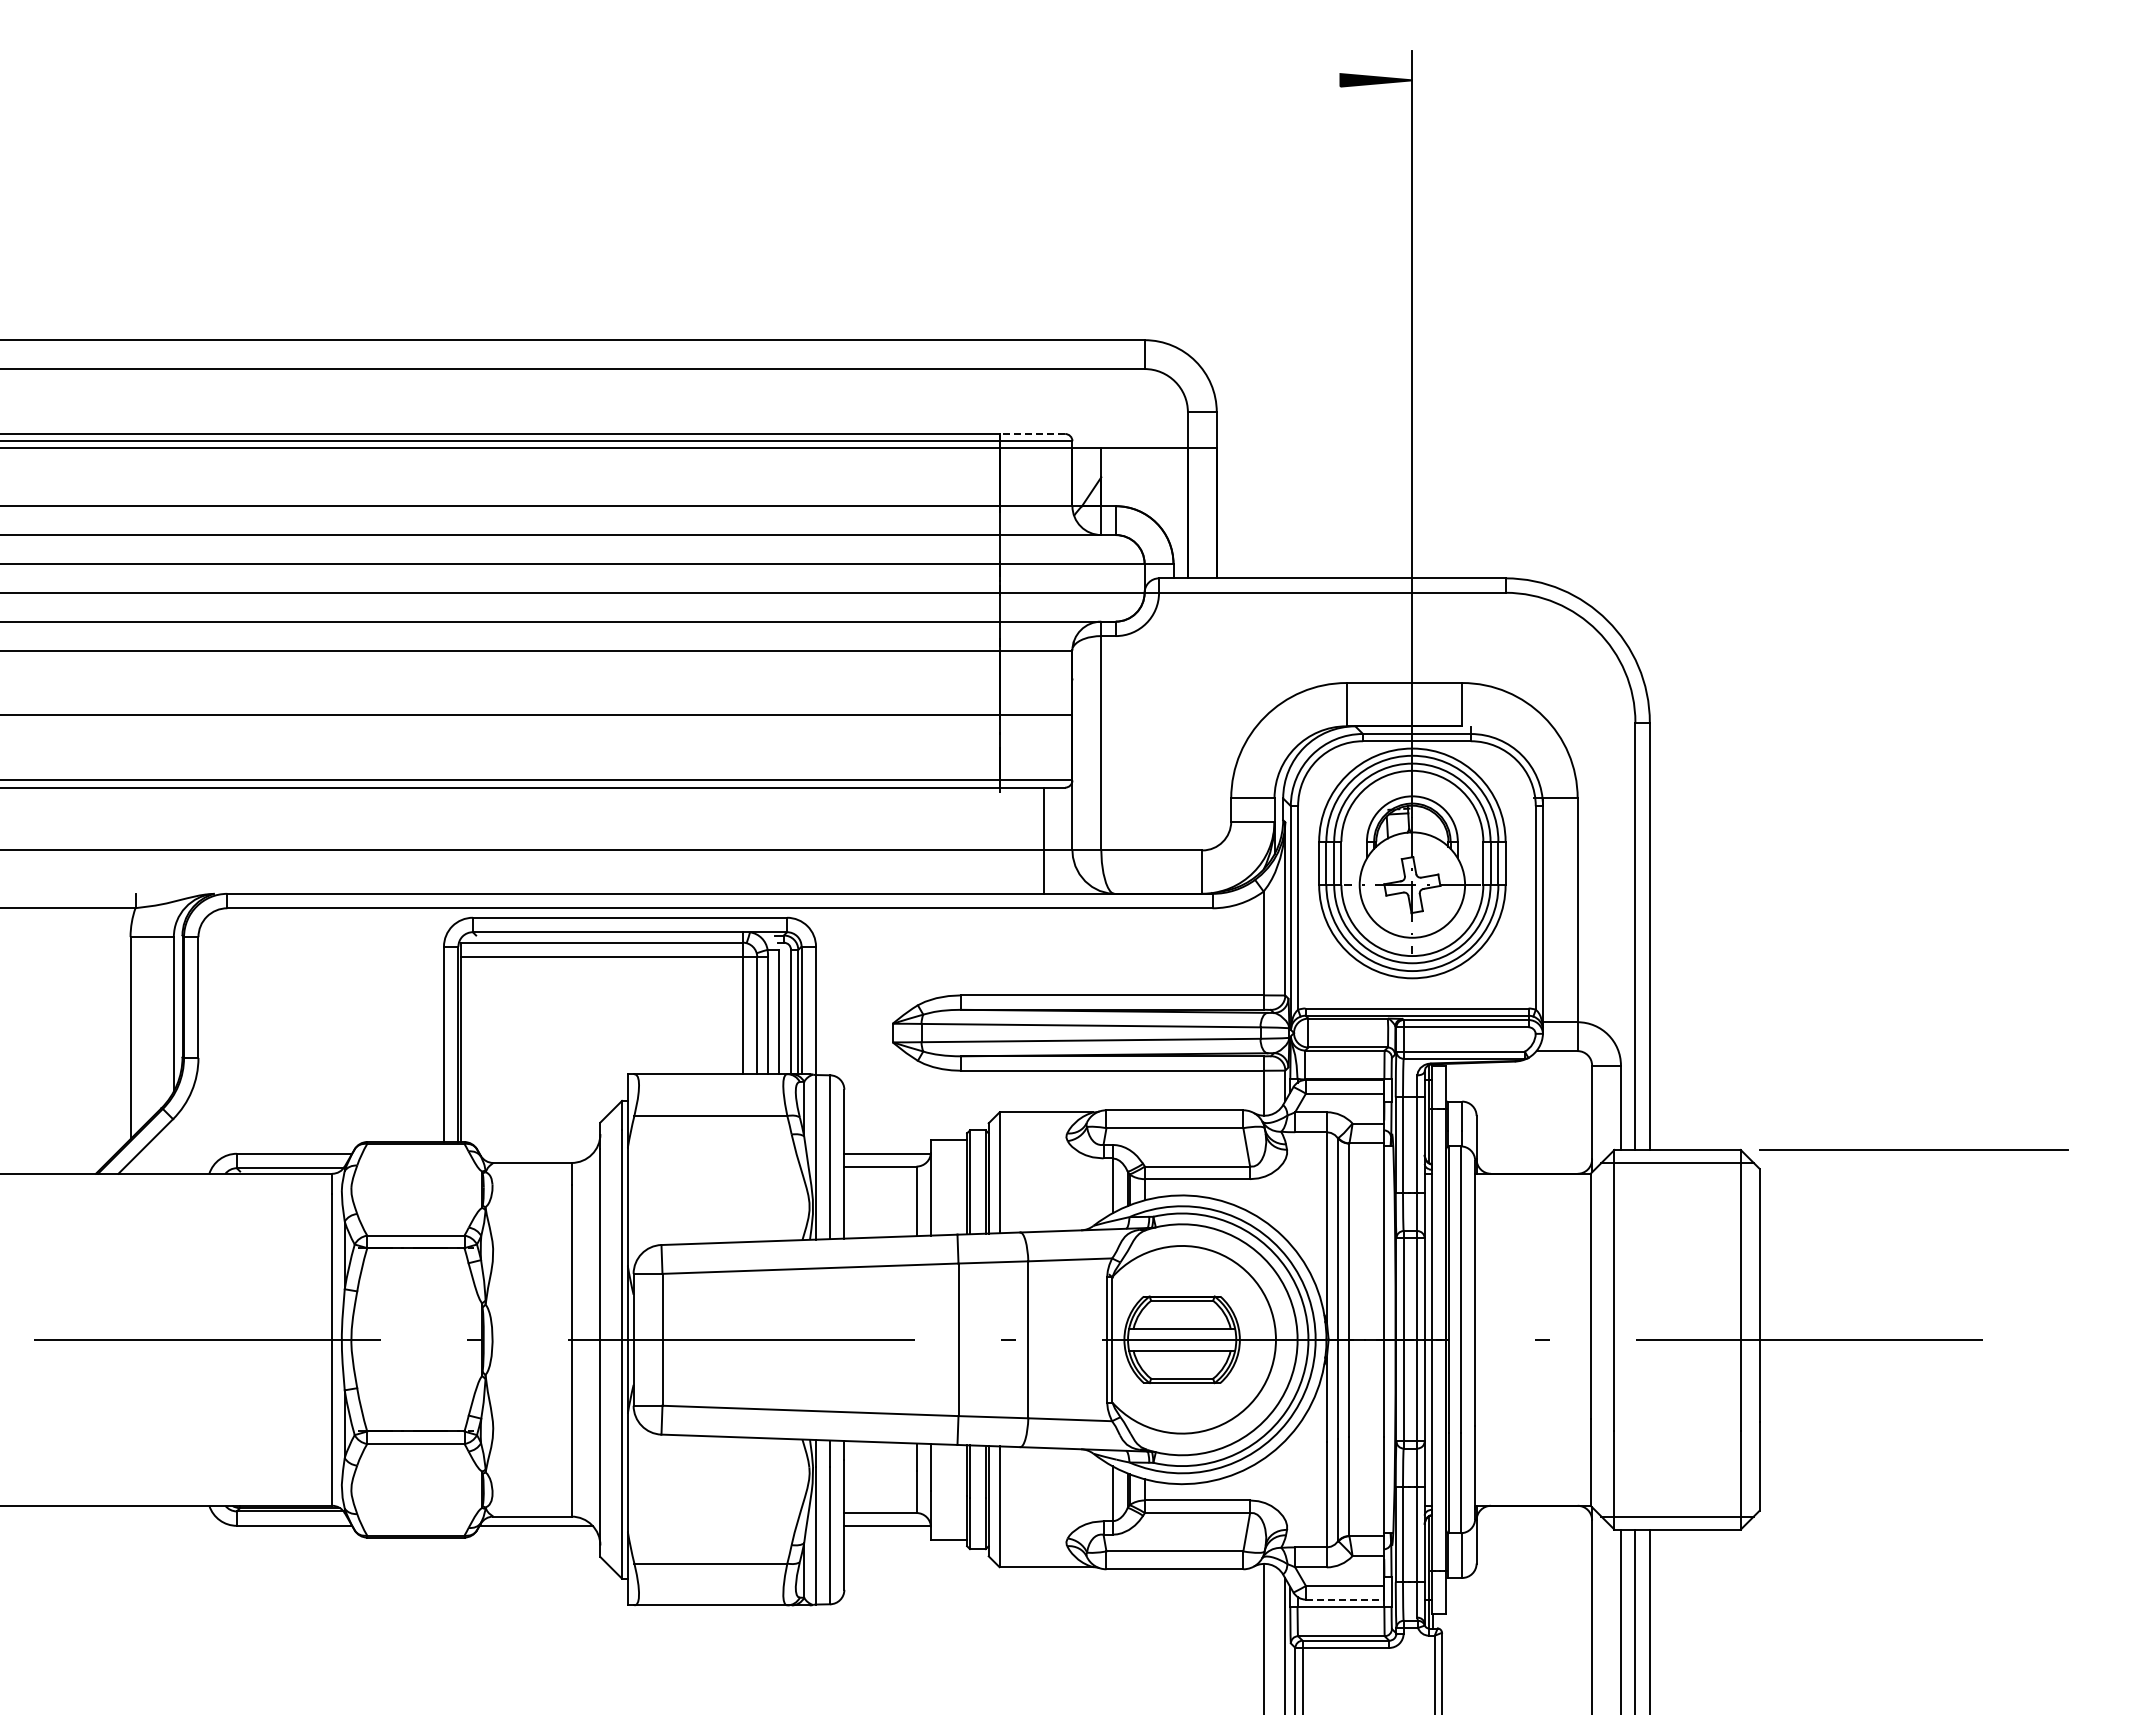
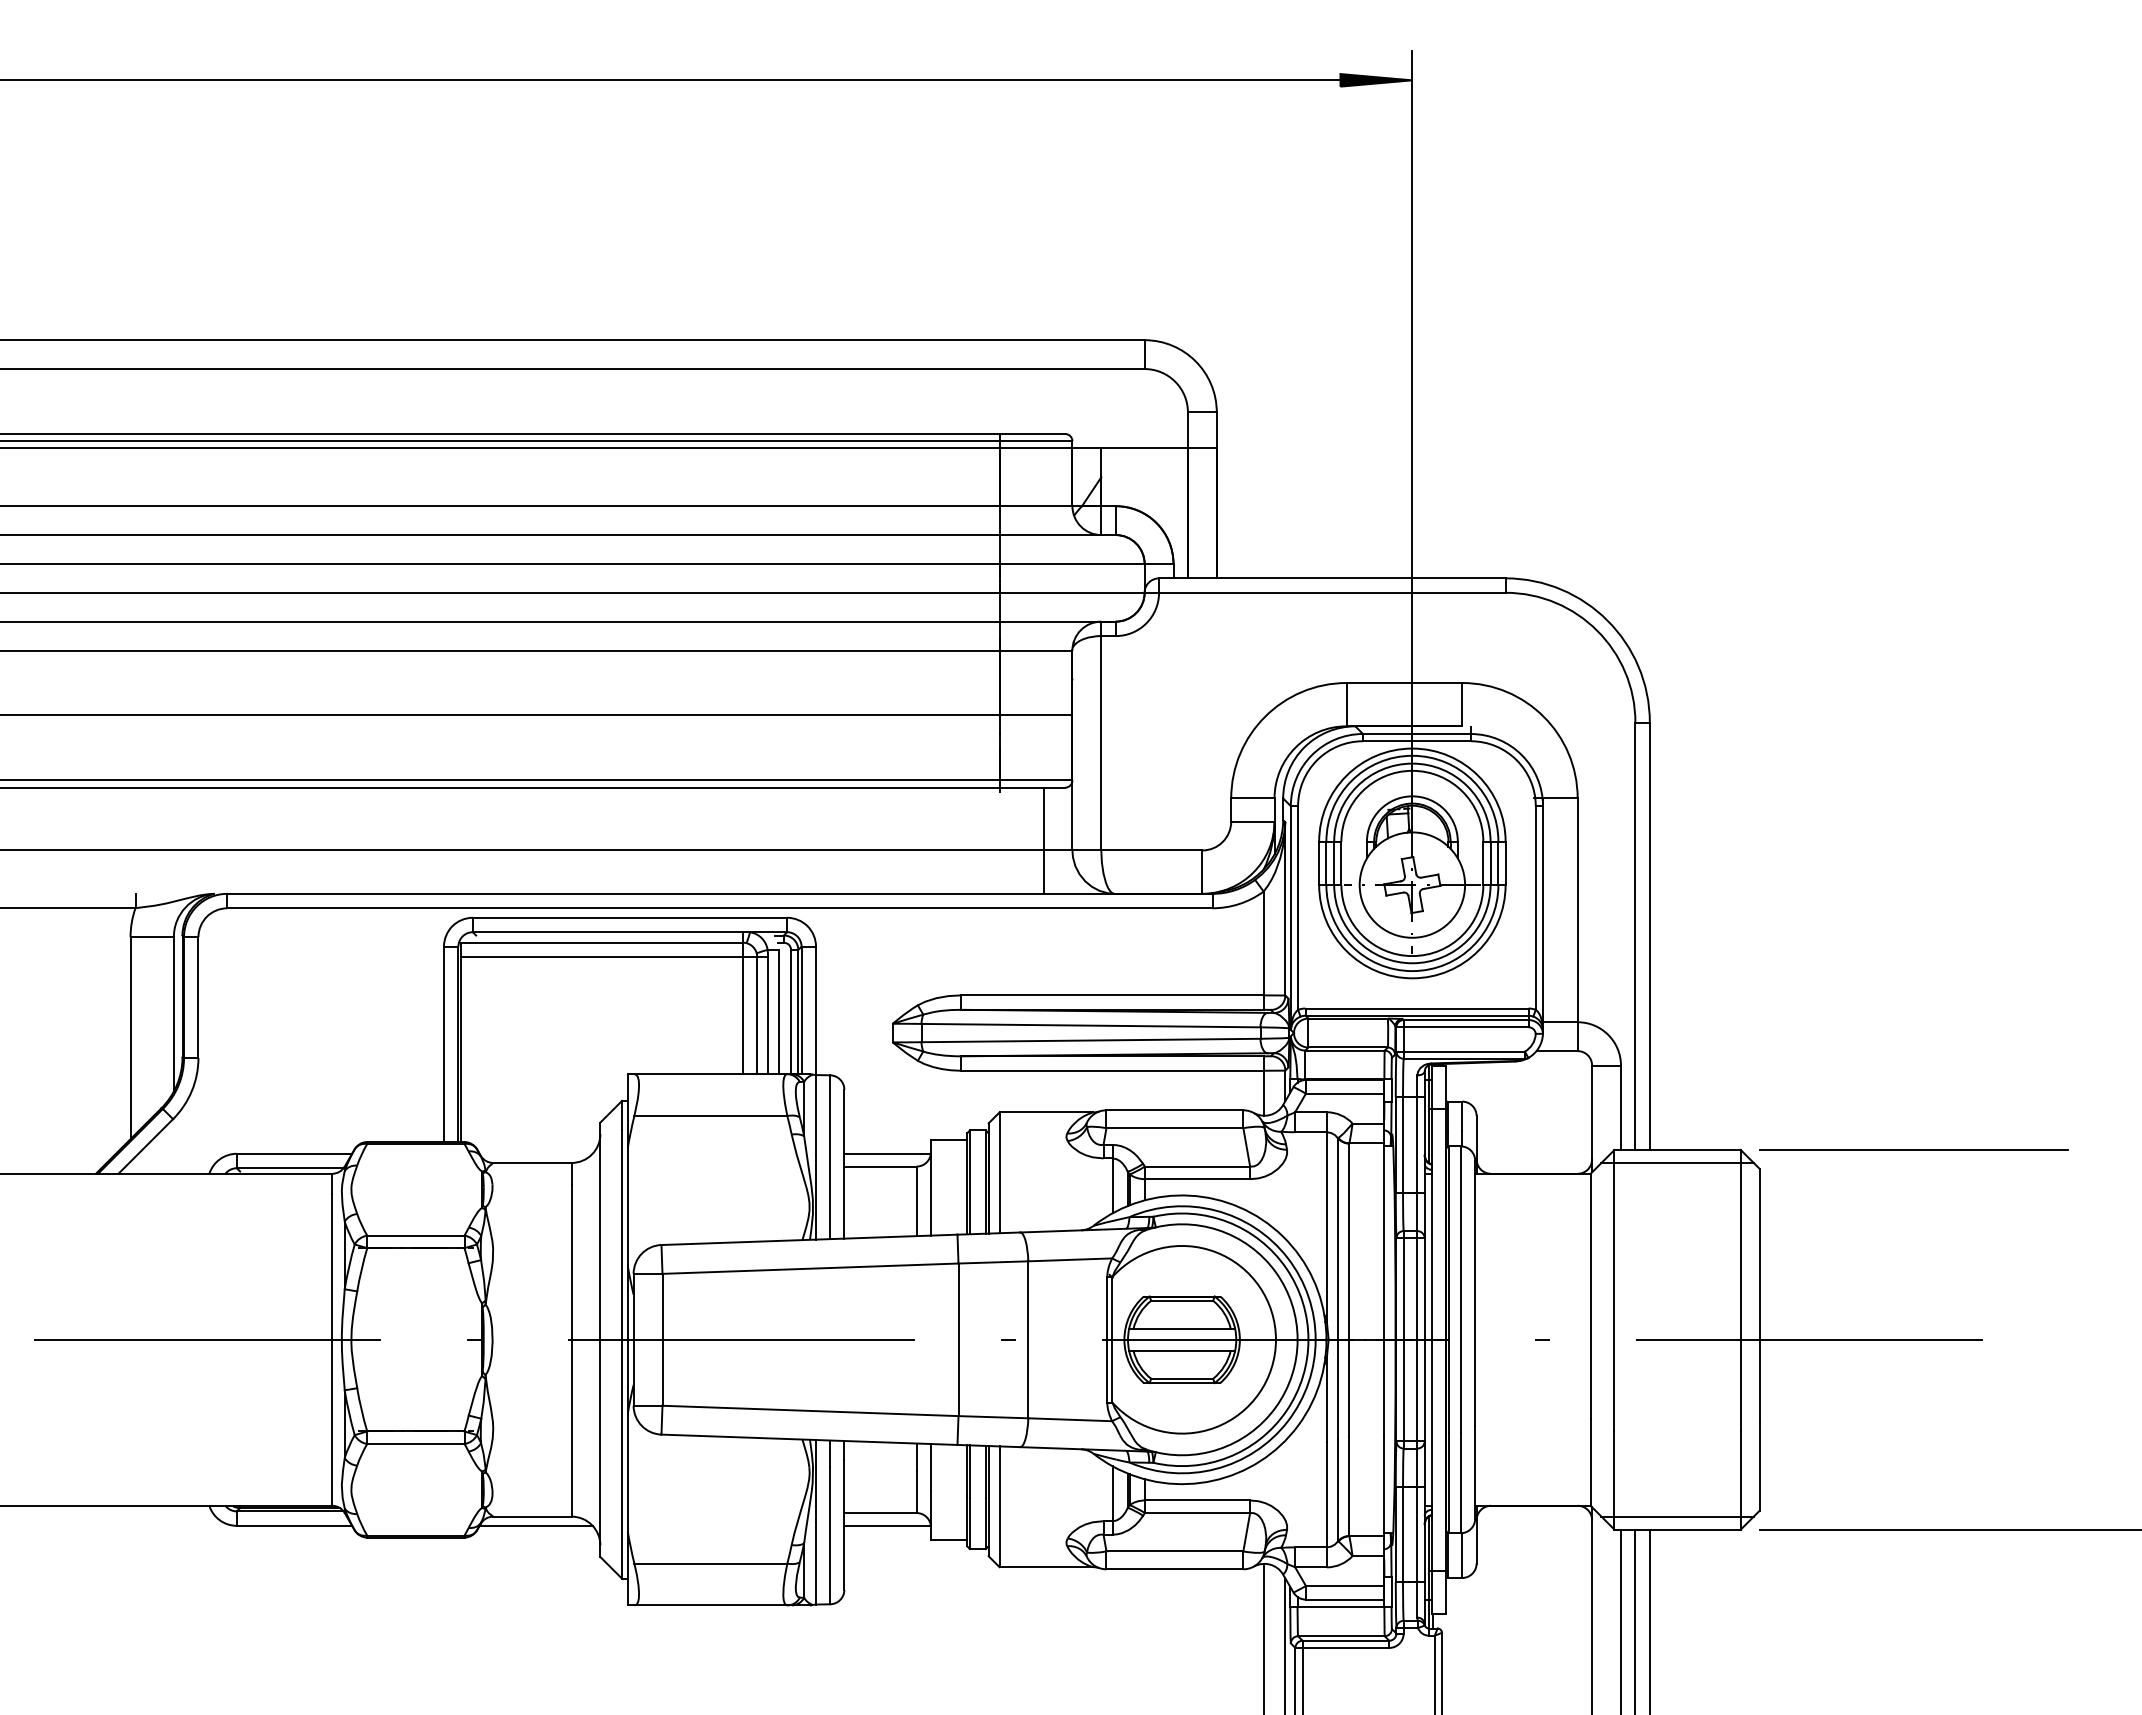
line: none -> present (671, 80)
line: dashed -> solid (1032, 434)
line: none -> present (1948, 1529)
line: dashed -> solid (1345, 1599)
